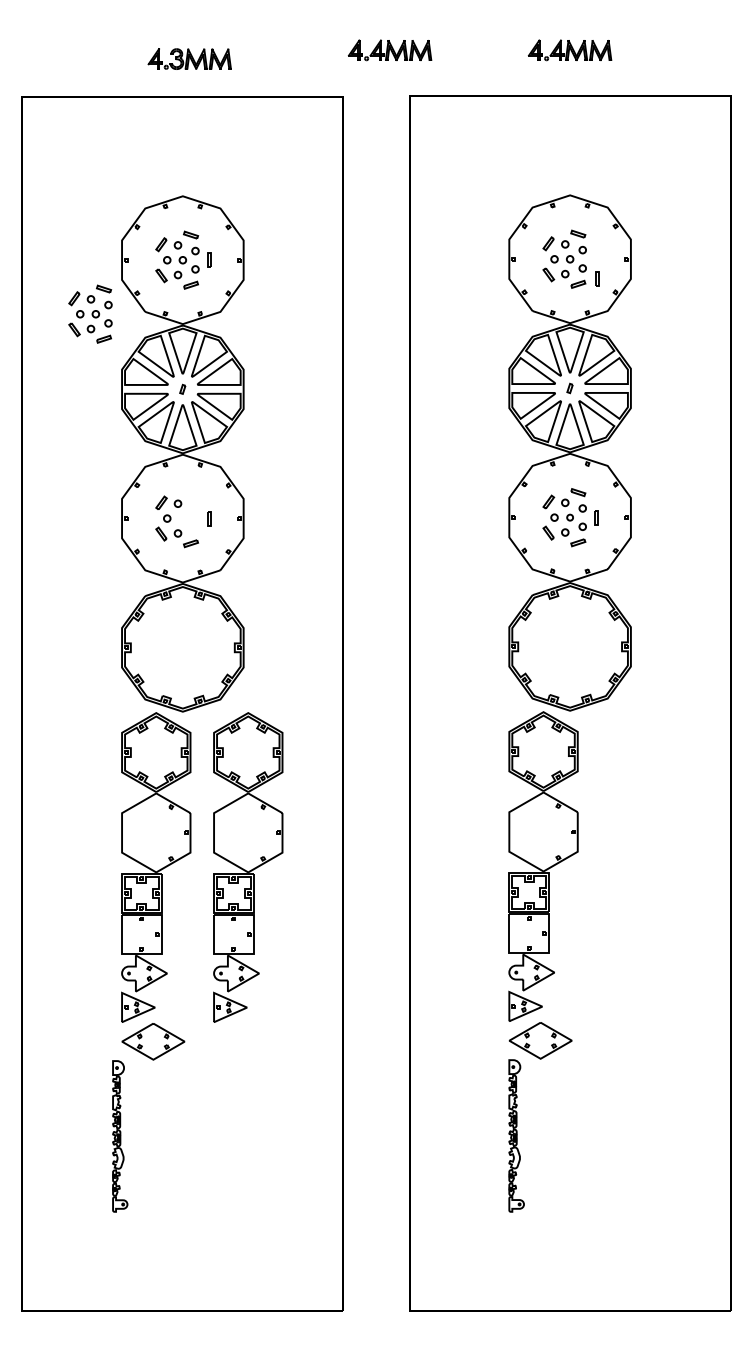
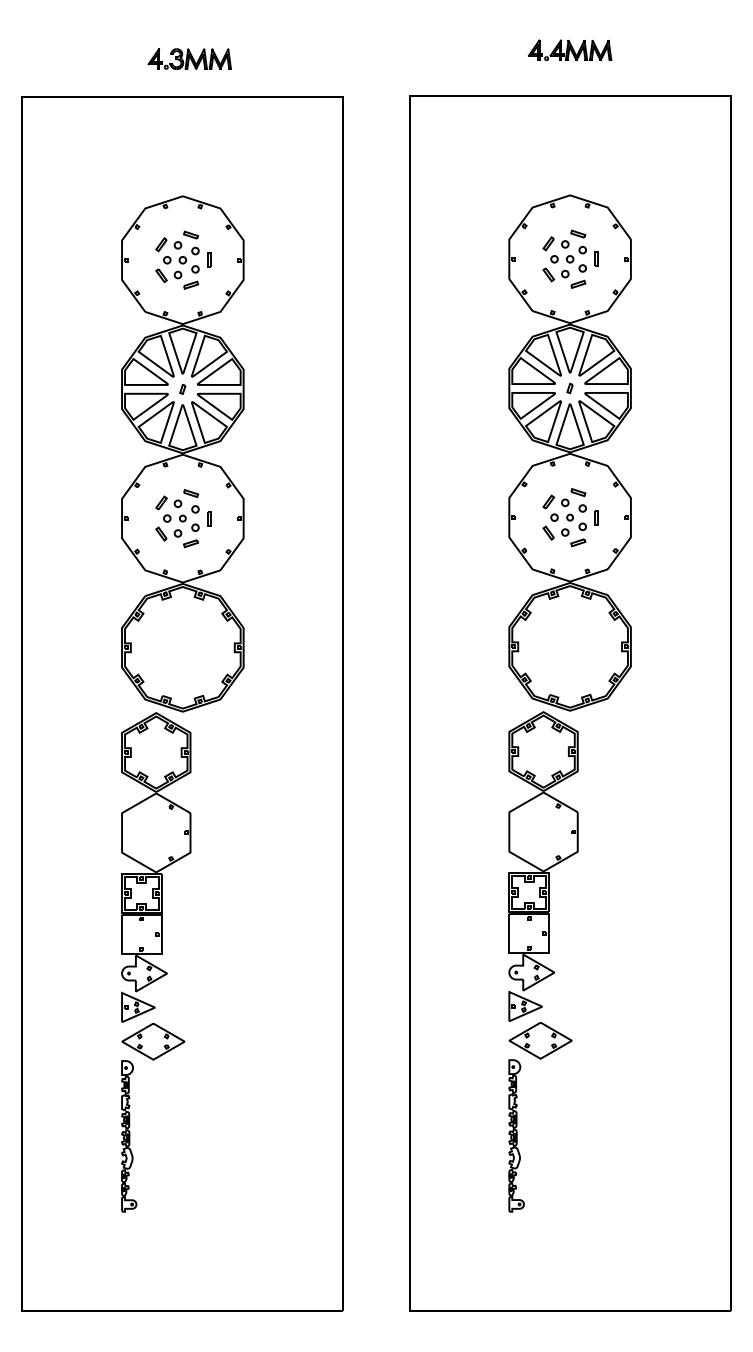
part: present -> none (389, 50)
part position: (597, 278) -> (596, 258) (596, 258)
part: present -> none (90, 313)
part: none -> present (189, 510)
part: present -> none (248, 867)
part position: (120, 1136) -> (129, 1136) (129, 1136)
